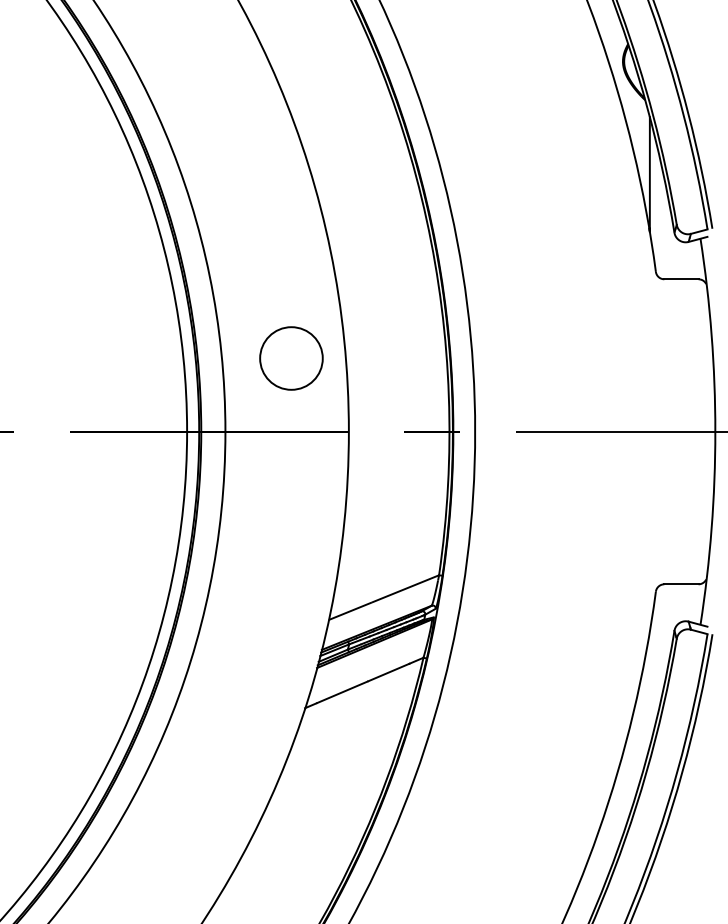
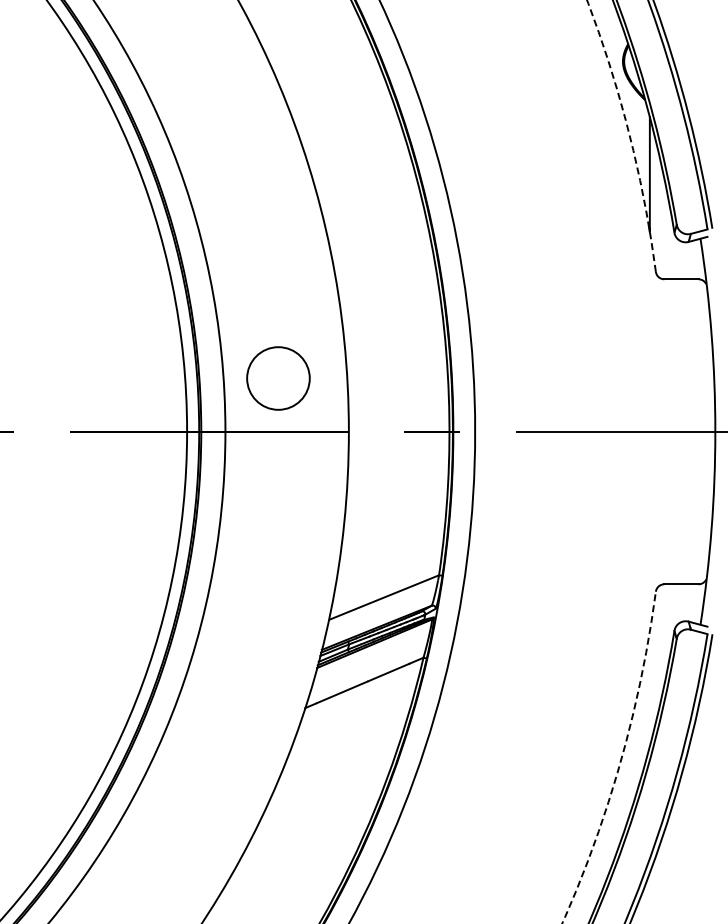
arc: solid -> dashed (629, 133)
circle position: (291, 358) -> (278, 378) (278, 378)
arc: solid -> dashed (620, 761)
